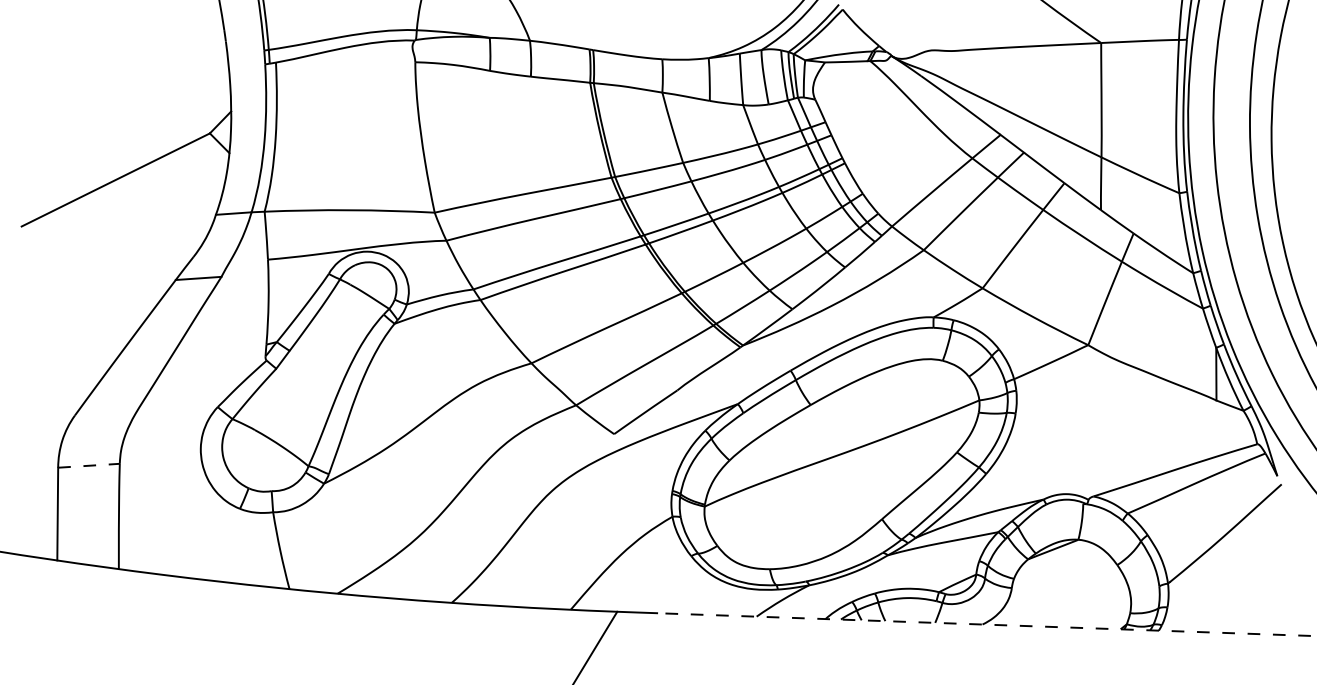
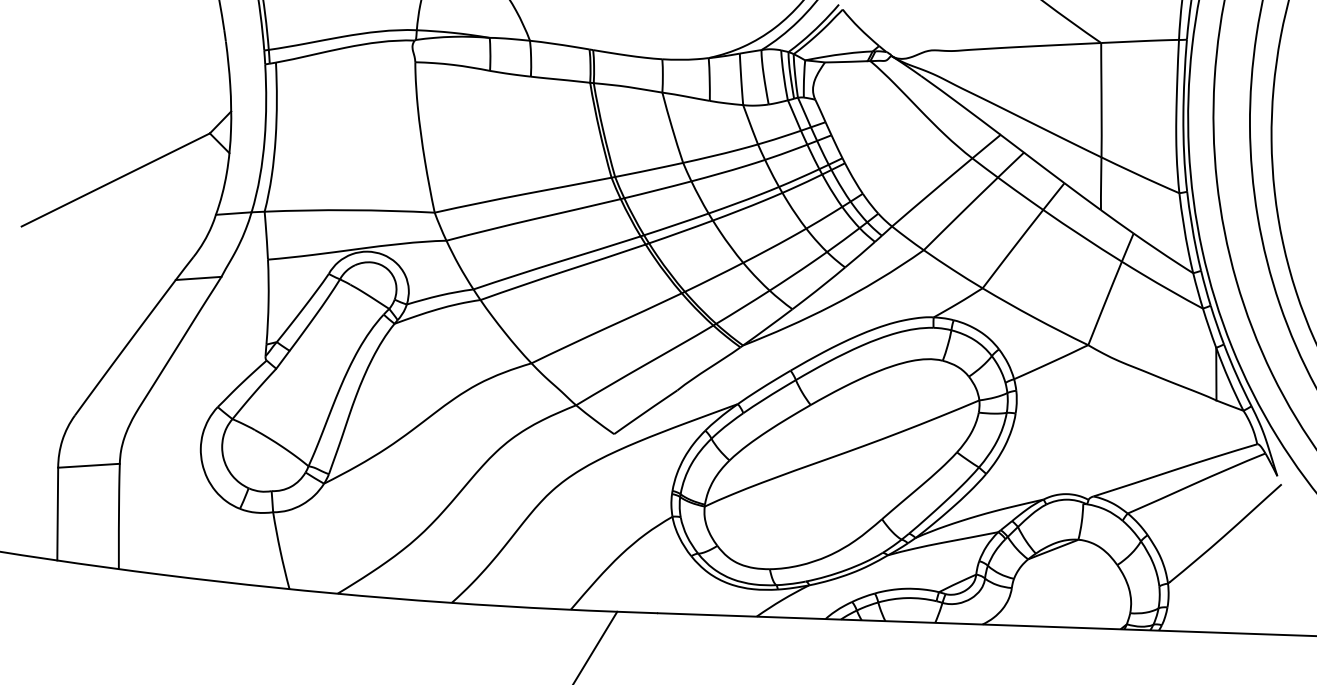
line: dashed -> solid (89, 465)
line: dashed -> solid (986, 624)
